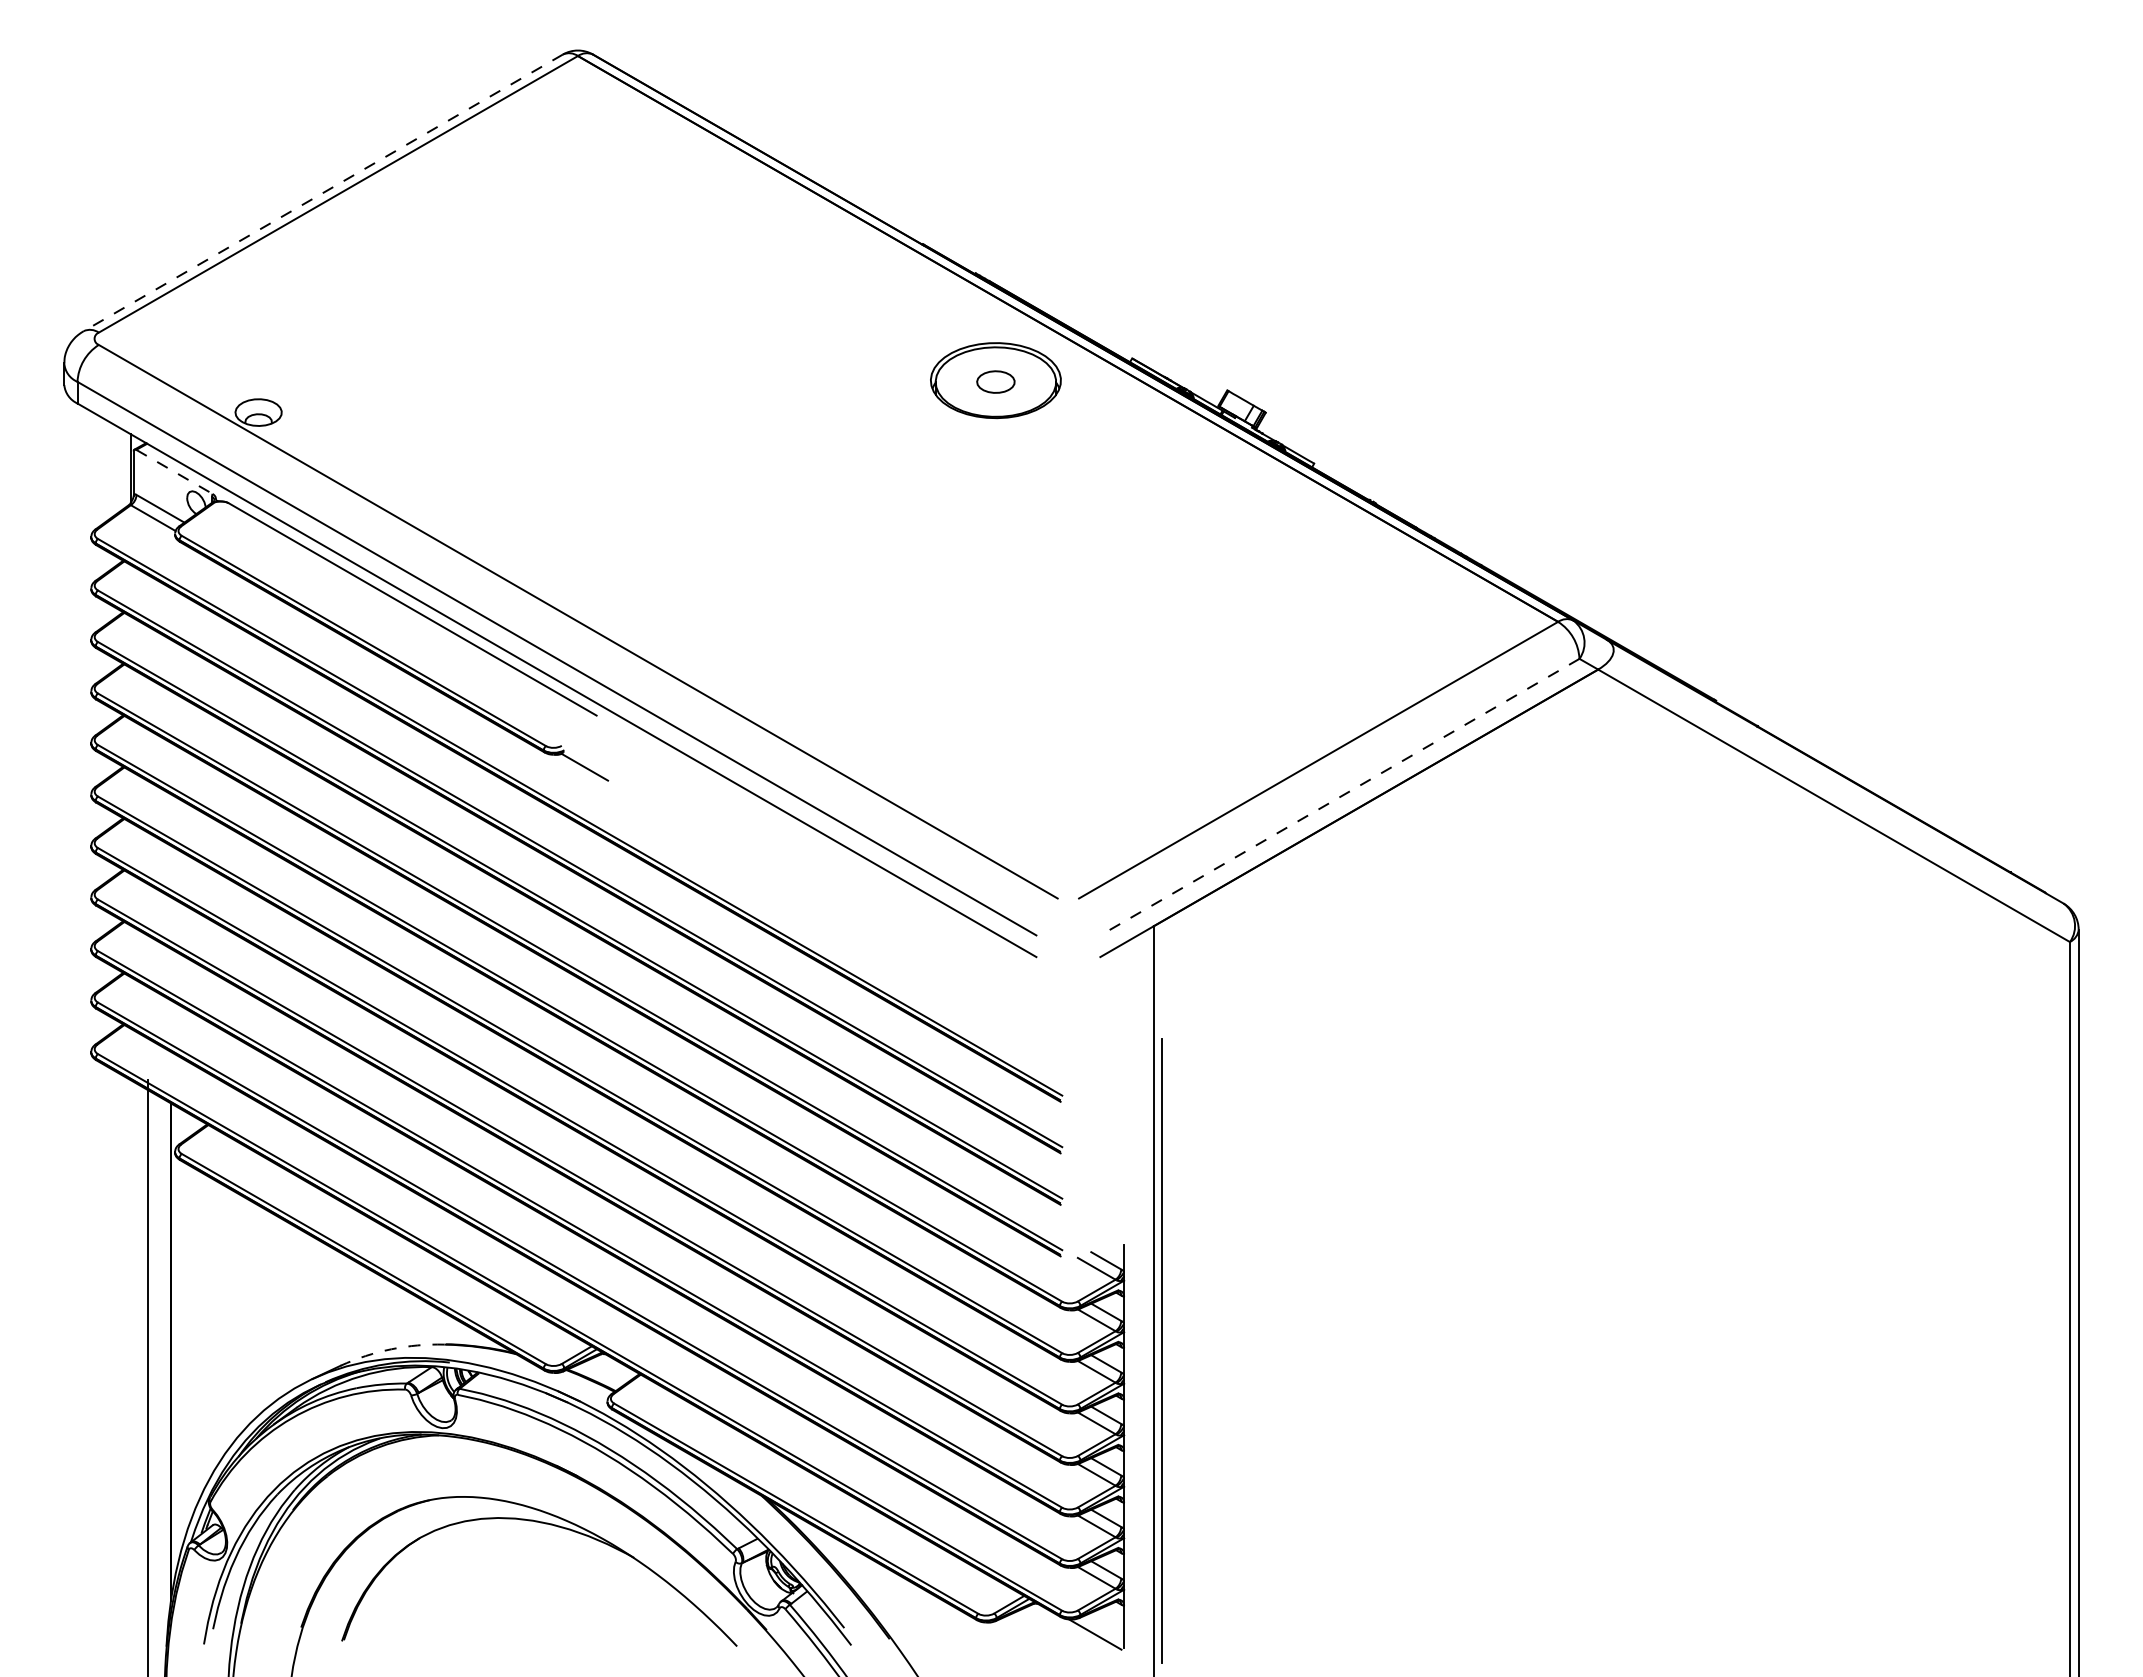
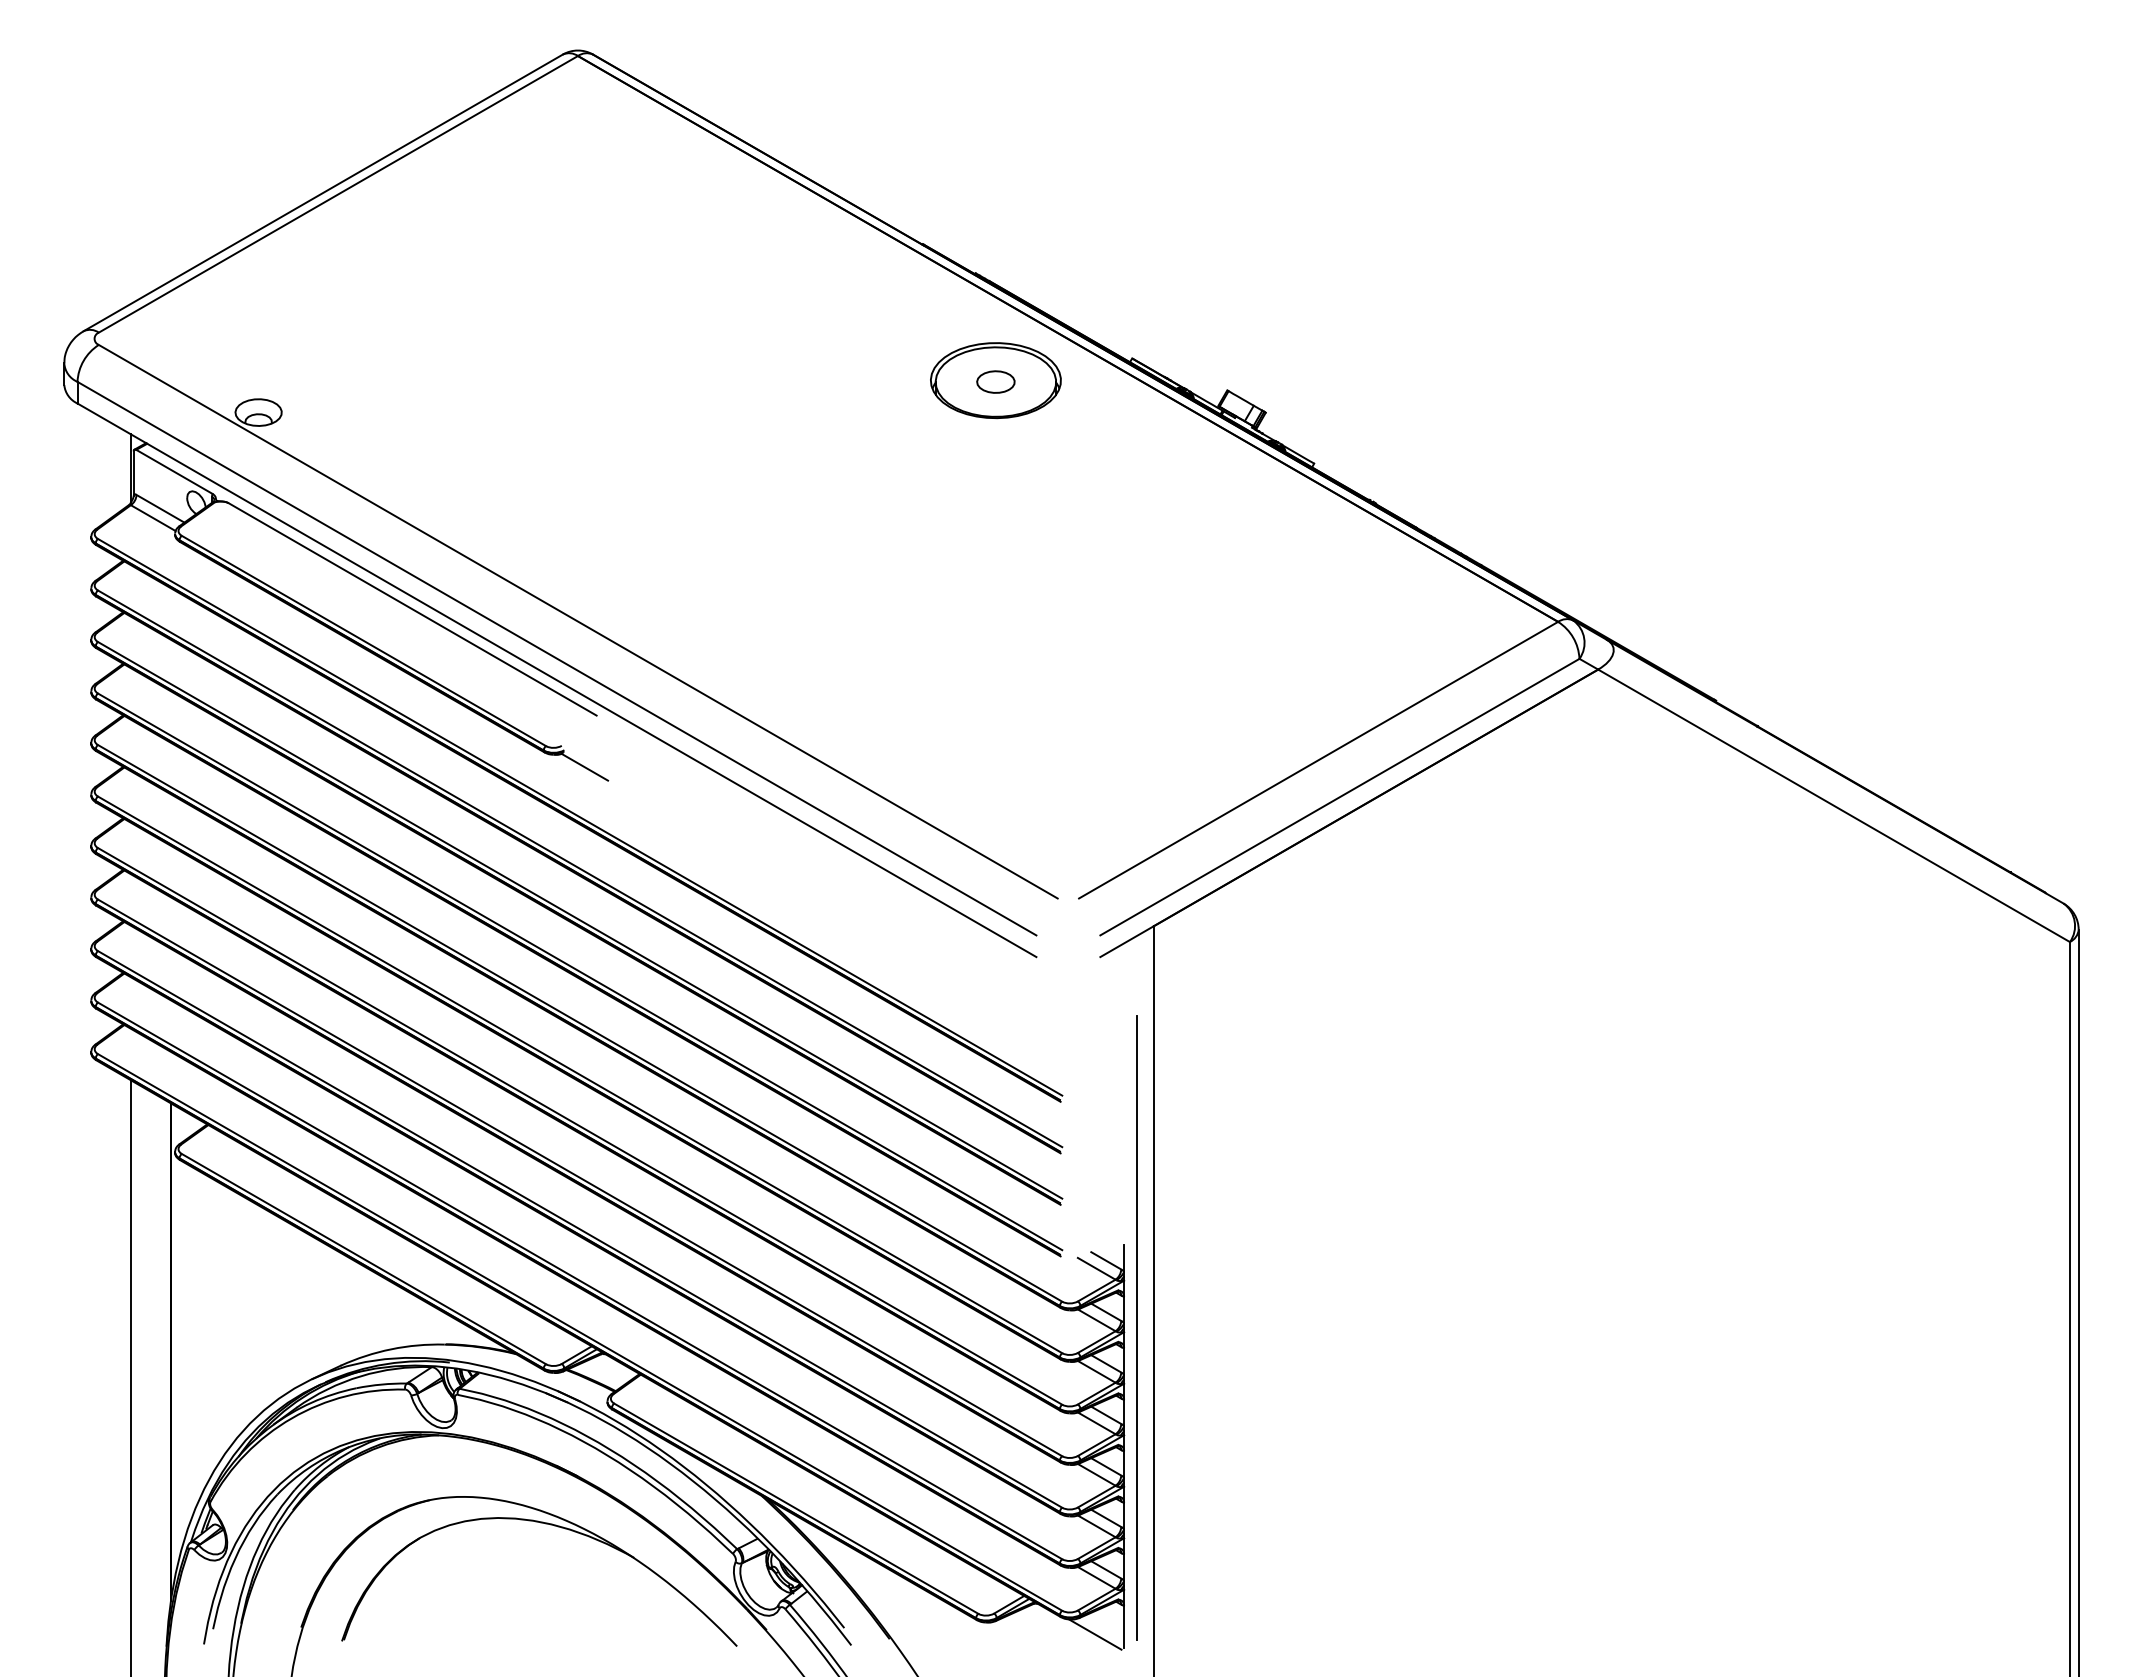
line: dashed -> solid (323, 192)
line: dashed -> solid (174, 472)
line: dashed -> solid (1339, 797)
arc: dashed -> solid (391, 1349)
line position: (1161, 1350) -> (1136, 1327) (1136, 1327)
line position: (147, 1376) -> (130, 1376) (130, 1376)
